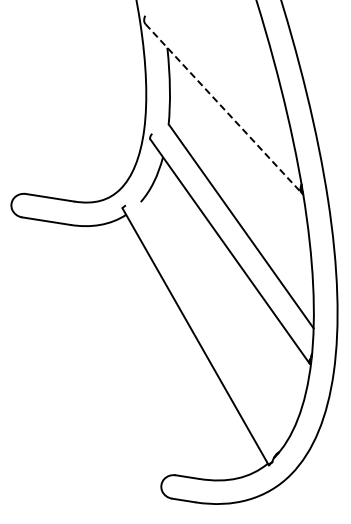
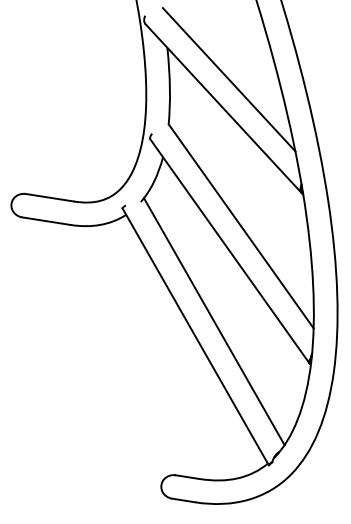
line: none -> present (228, 79)
line: dashed -> solid (223, 109)
line: none -> present (214, 321)
